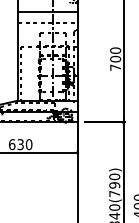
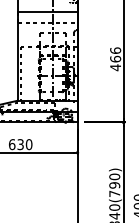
text: 700 -> 466 (115, 59)
